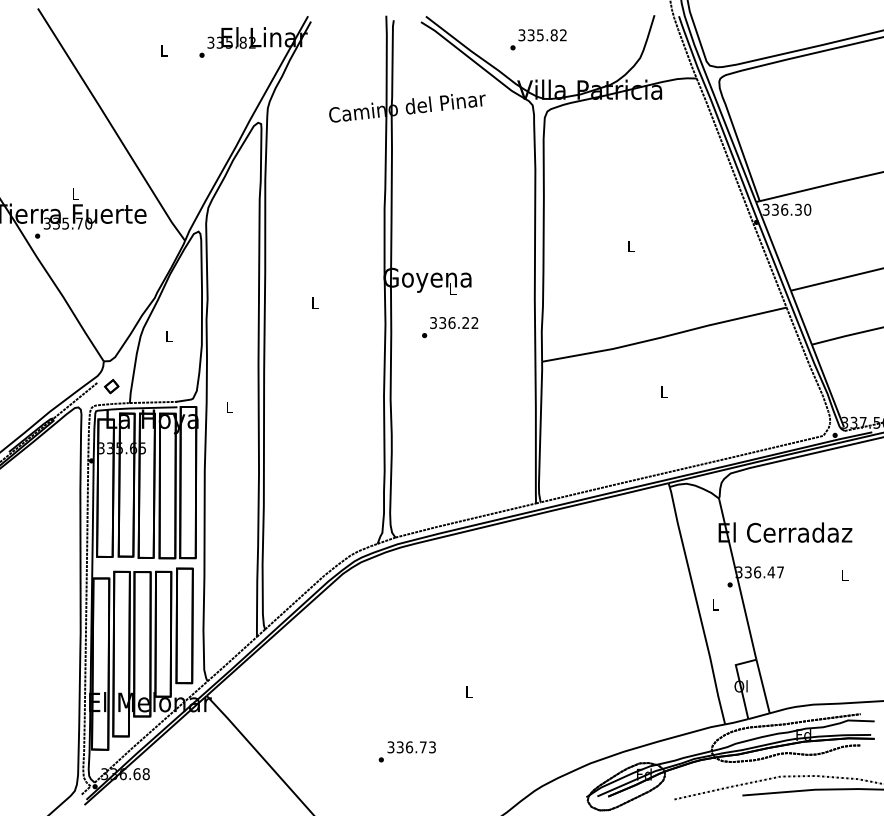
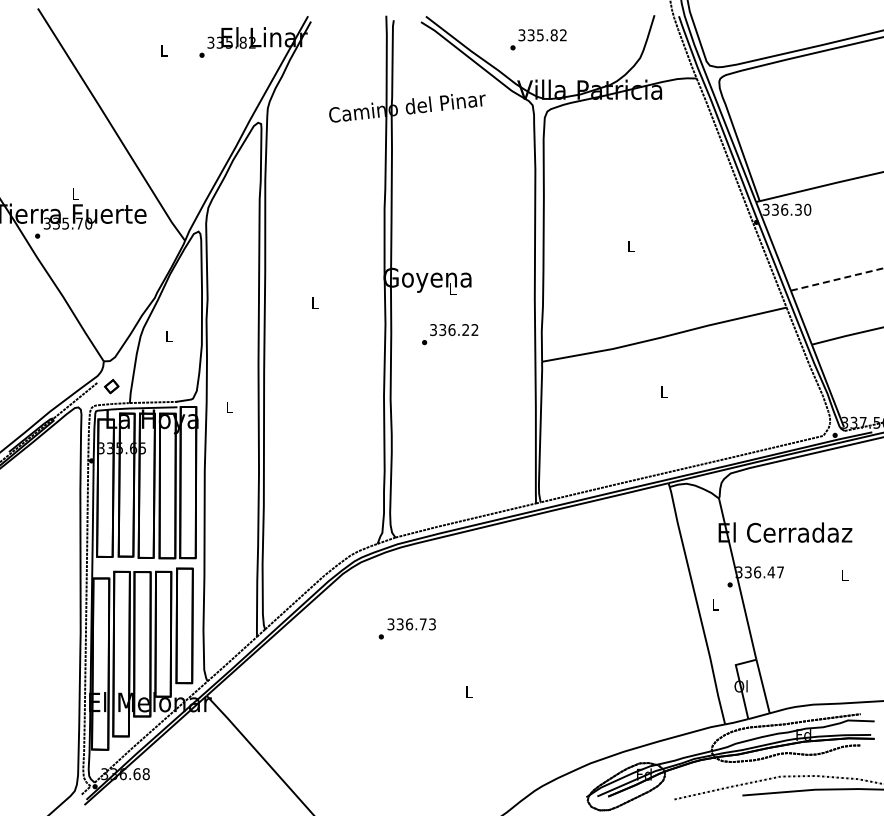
line: solid -> dashed (837, 279)
text position: (450, 327) -> (450, 334) (450, 334)
text position: (406, 751) -> (406, 628) (406, 628)
